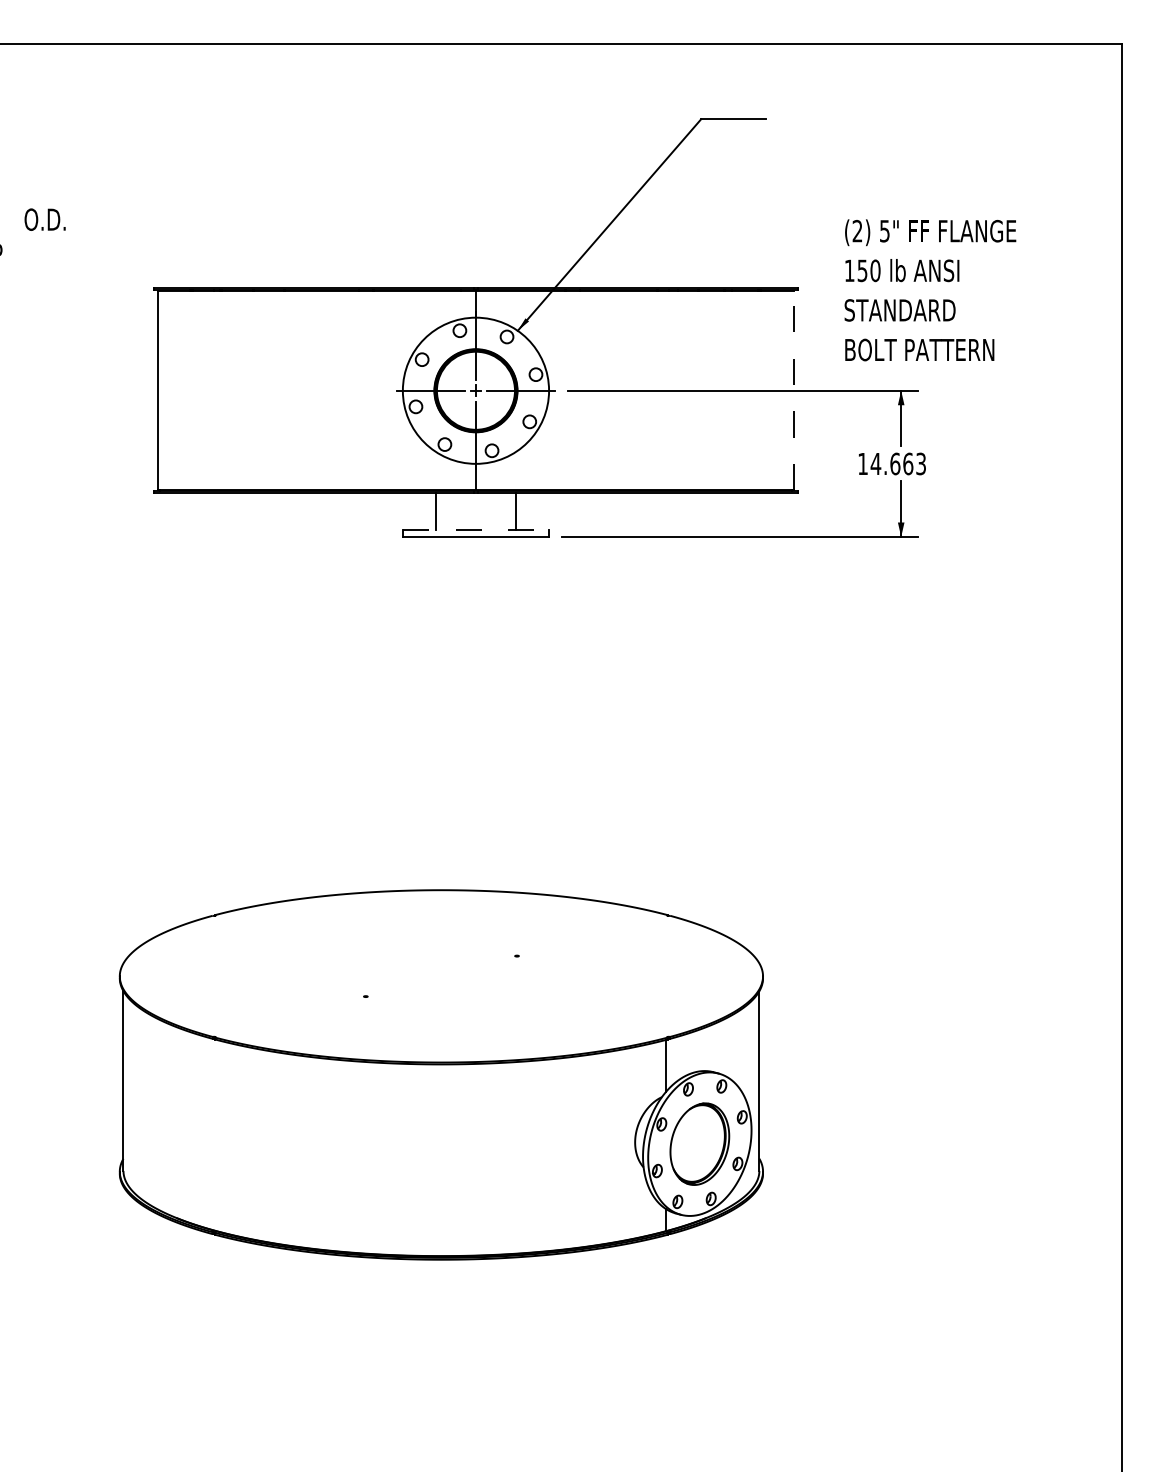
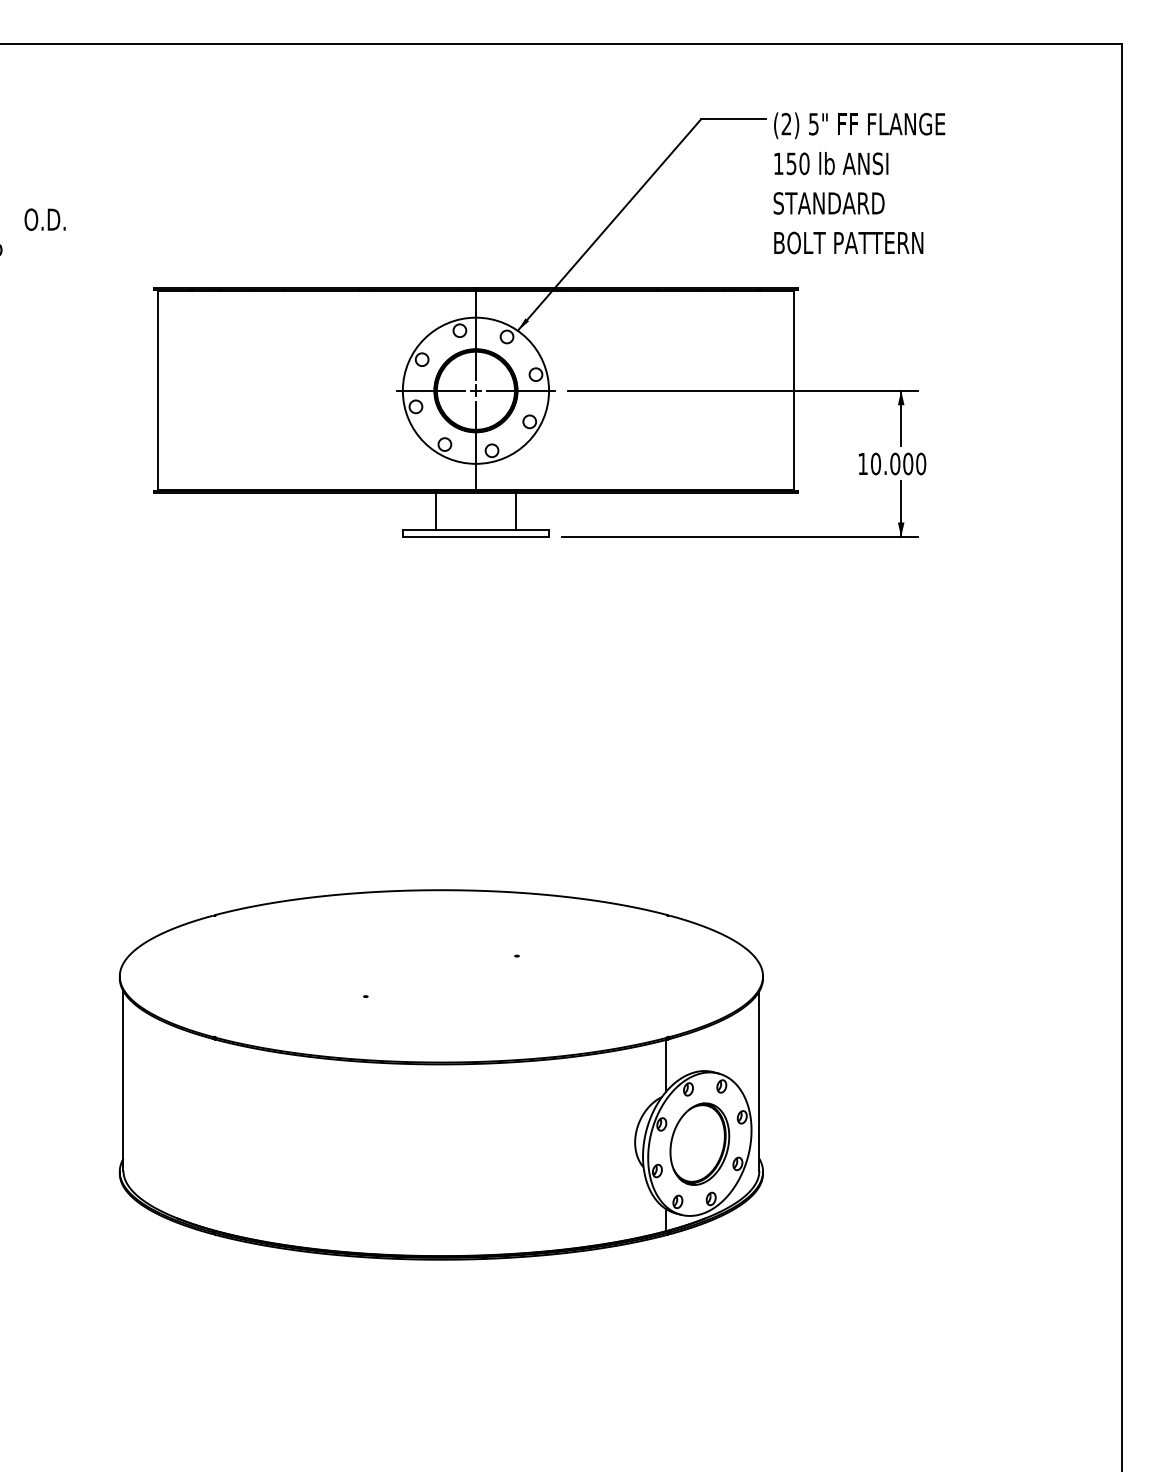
text position: (930, 290) -> (859, 183) (859, 183)
line: dashed -> solid (793, 390)
text: 14.663 -> 10.000 (898, 463)
line: dashed -> solid (476, 529)
